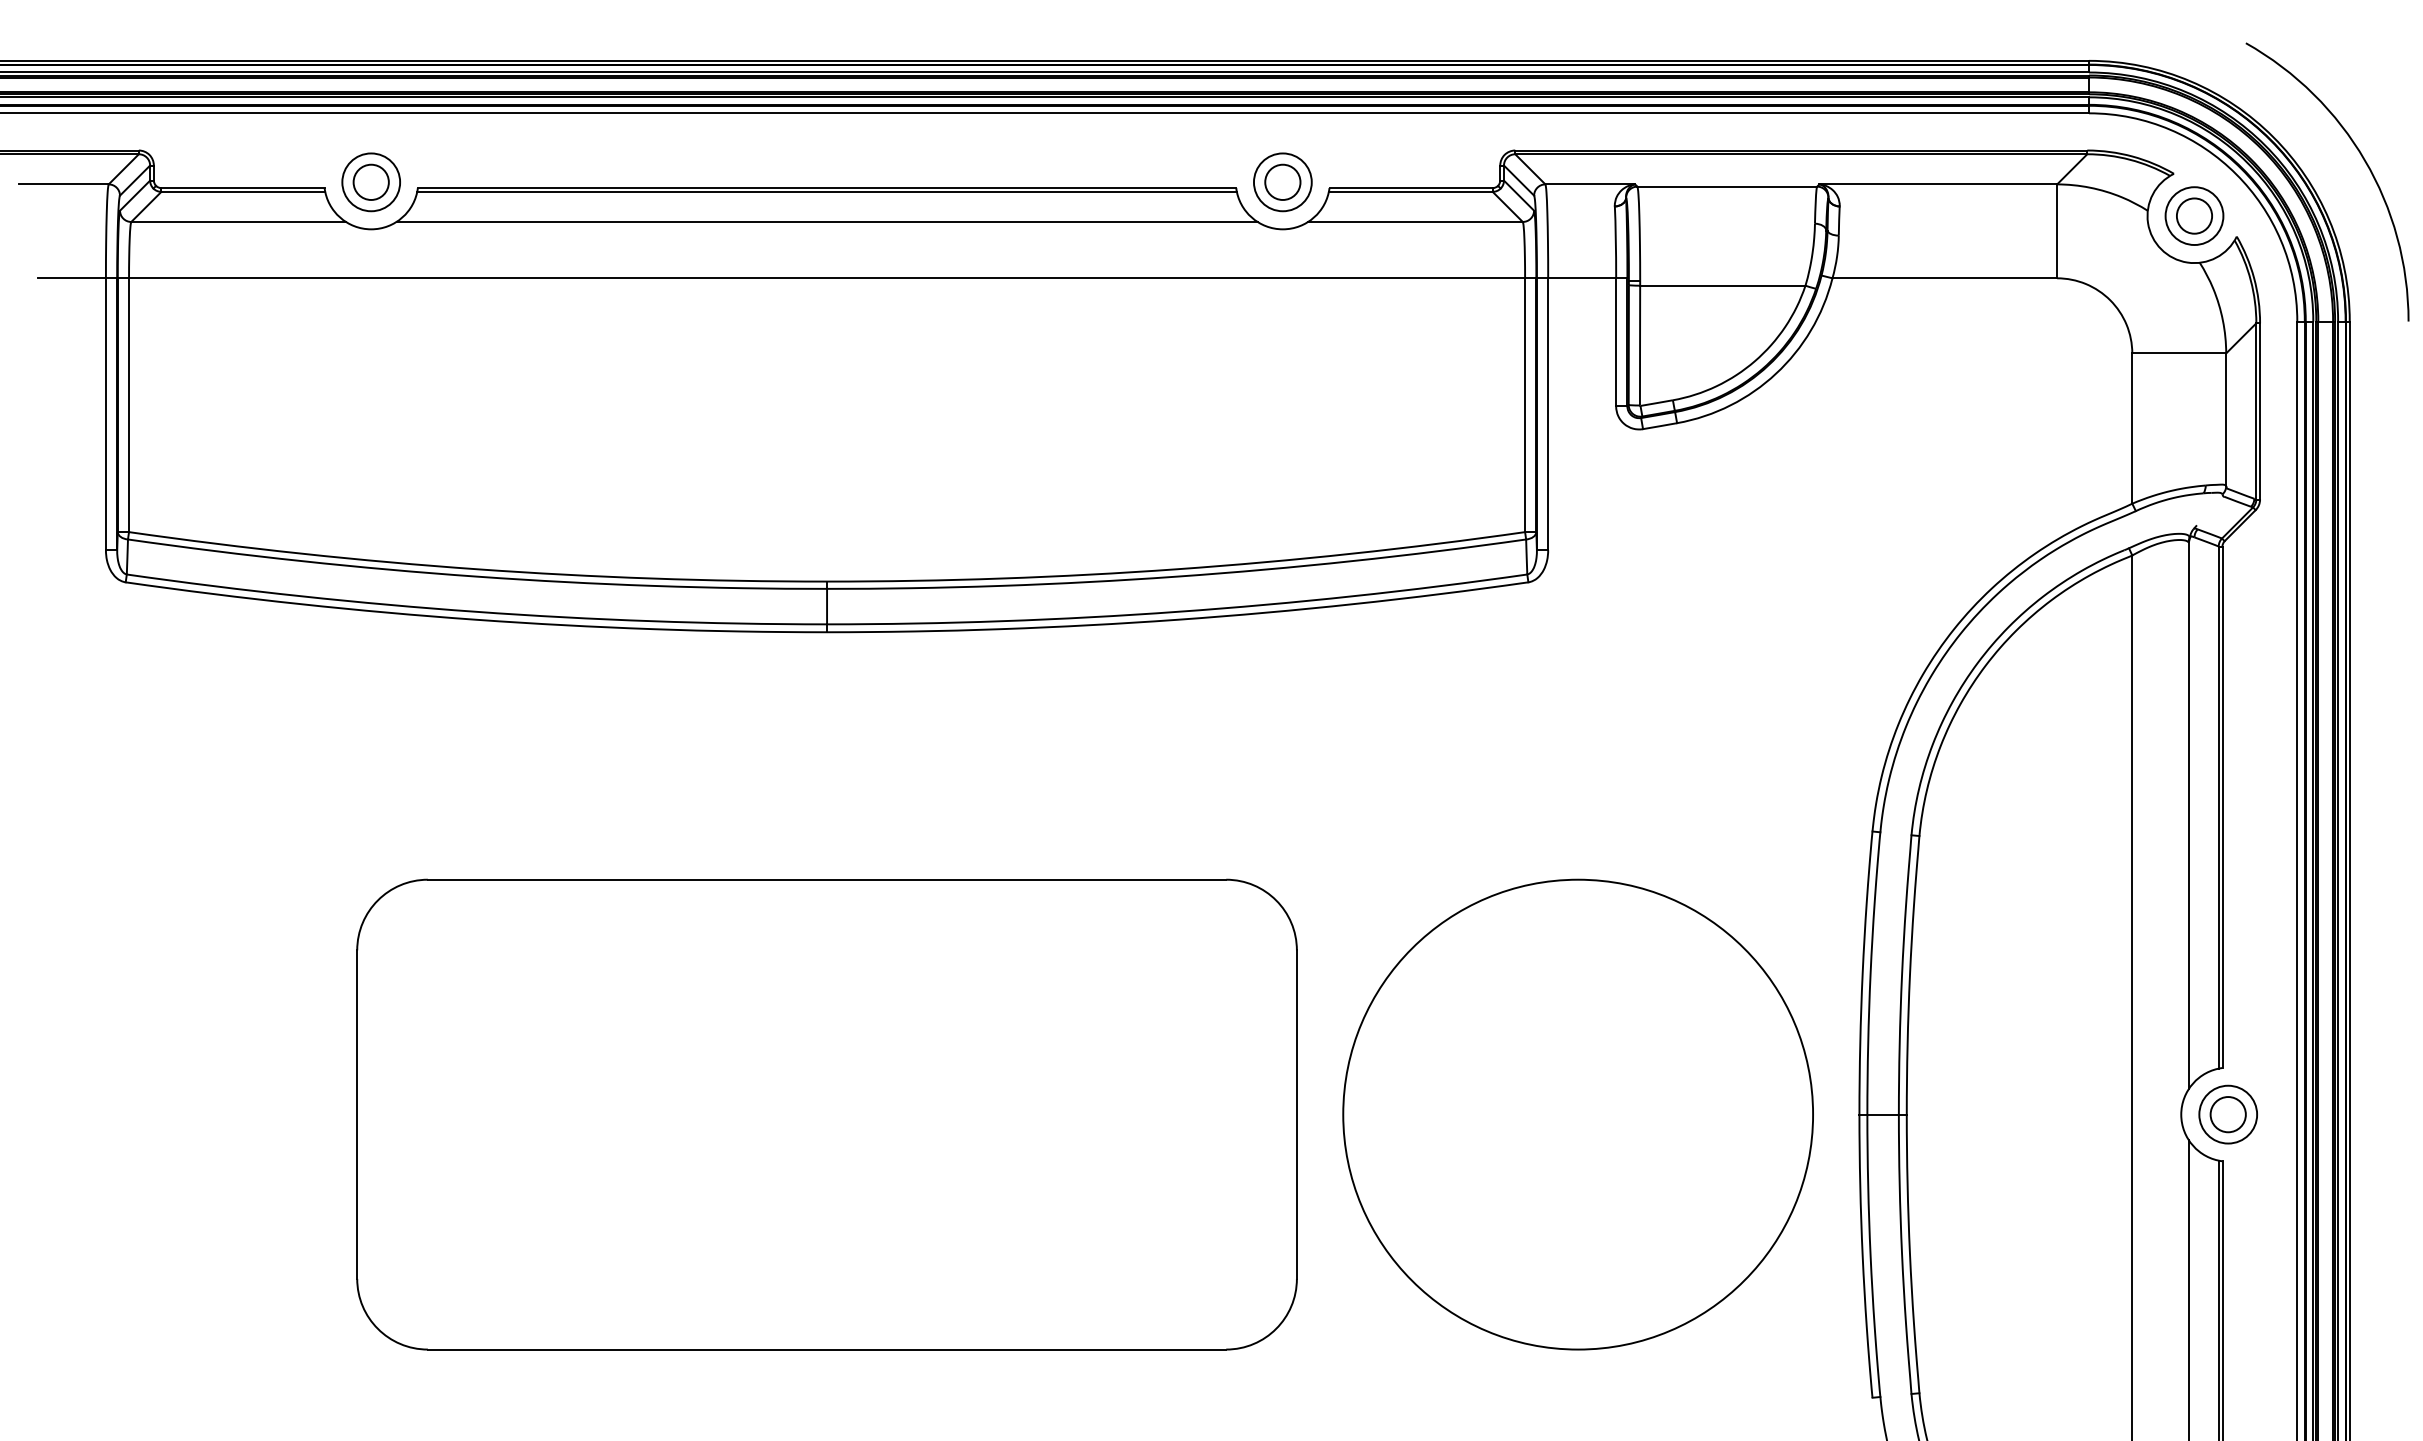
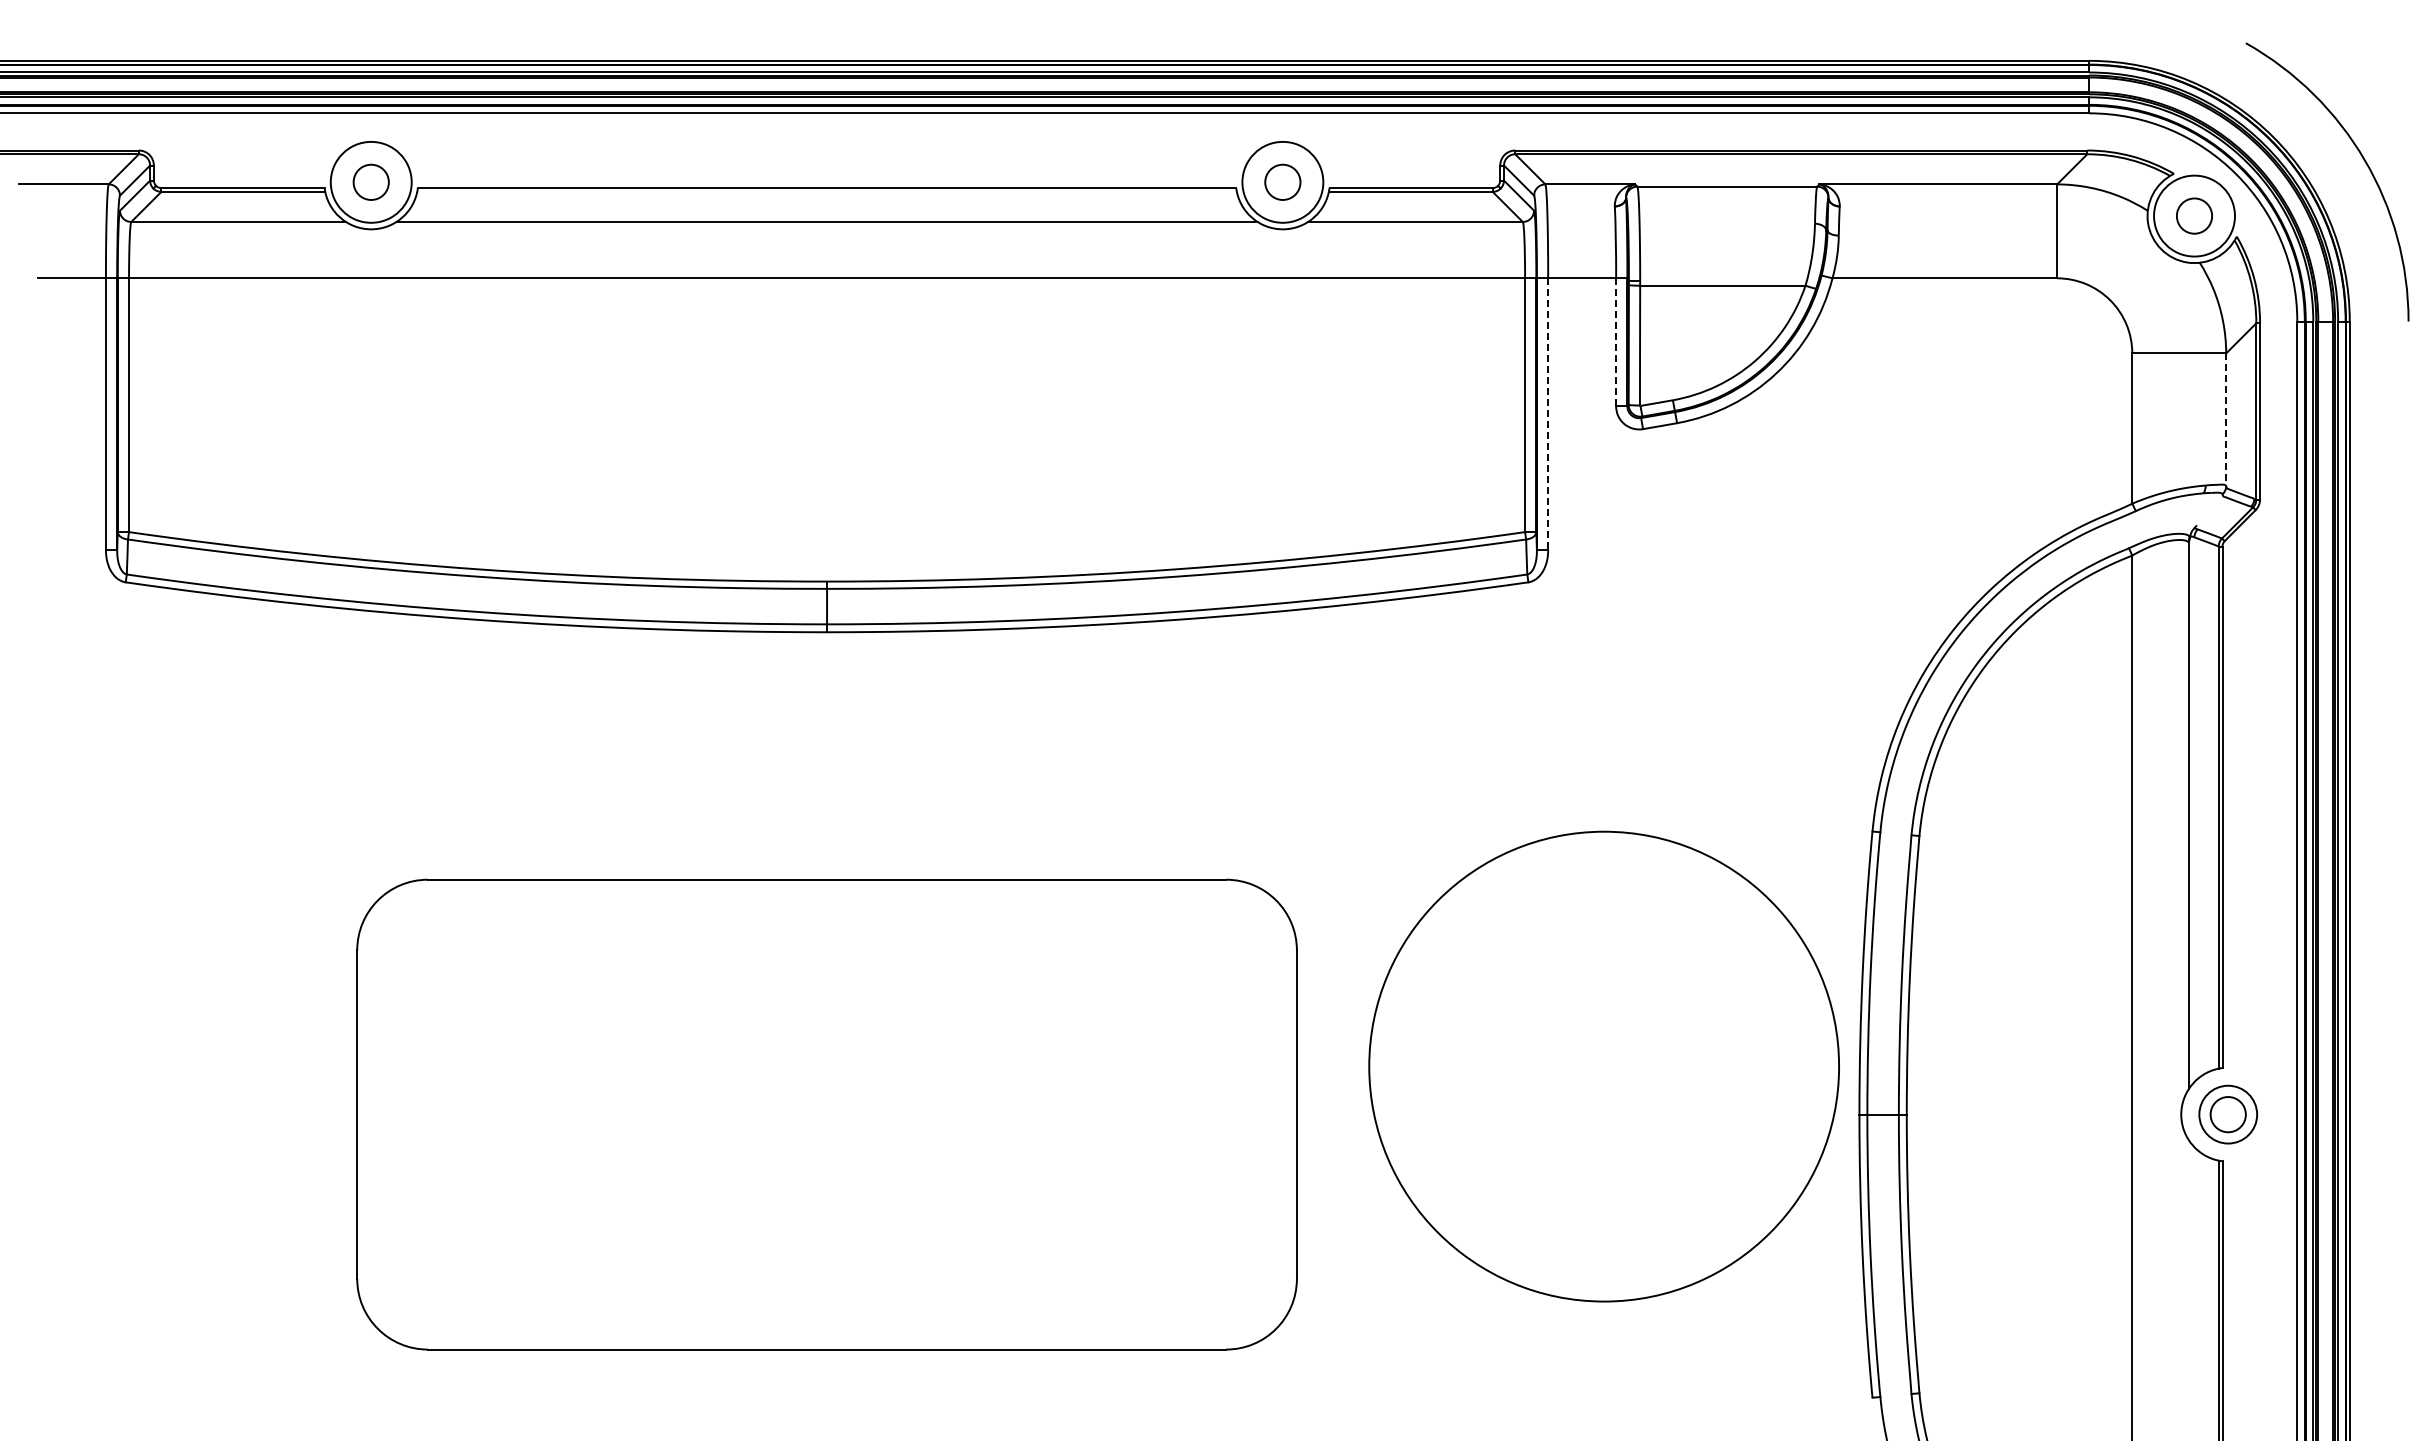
circle diameter: 58 px -> 81 px (370, 181)
circle diameter: 58 px -> 81 px (1282, 181)
line: present -> none (826, 191)
circle diameter: 58 px -> 81 px (2194, 215)
line: solid -> dashed (1616, 341)
line: solid -> dashed (1548, 414)
line: solid -> dashed (2226, 420)
circle position: (1577, 1114) -> (1603, 1066) (1603, 1066)
line: present -> none (2188, 1288)
